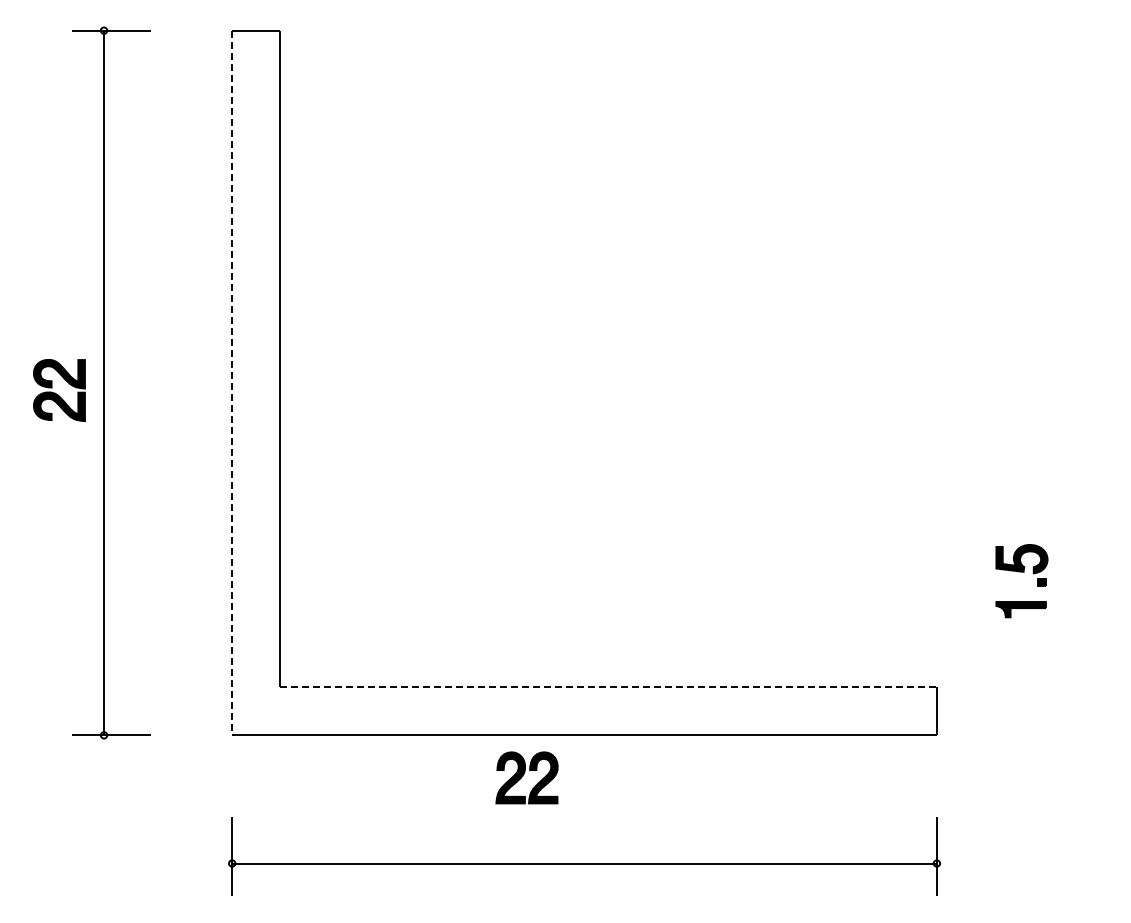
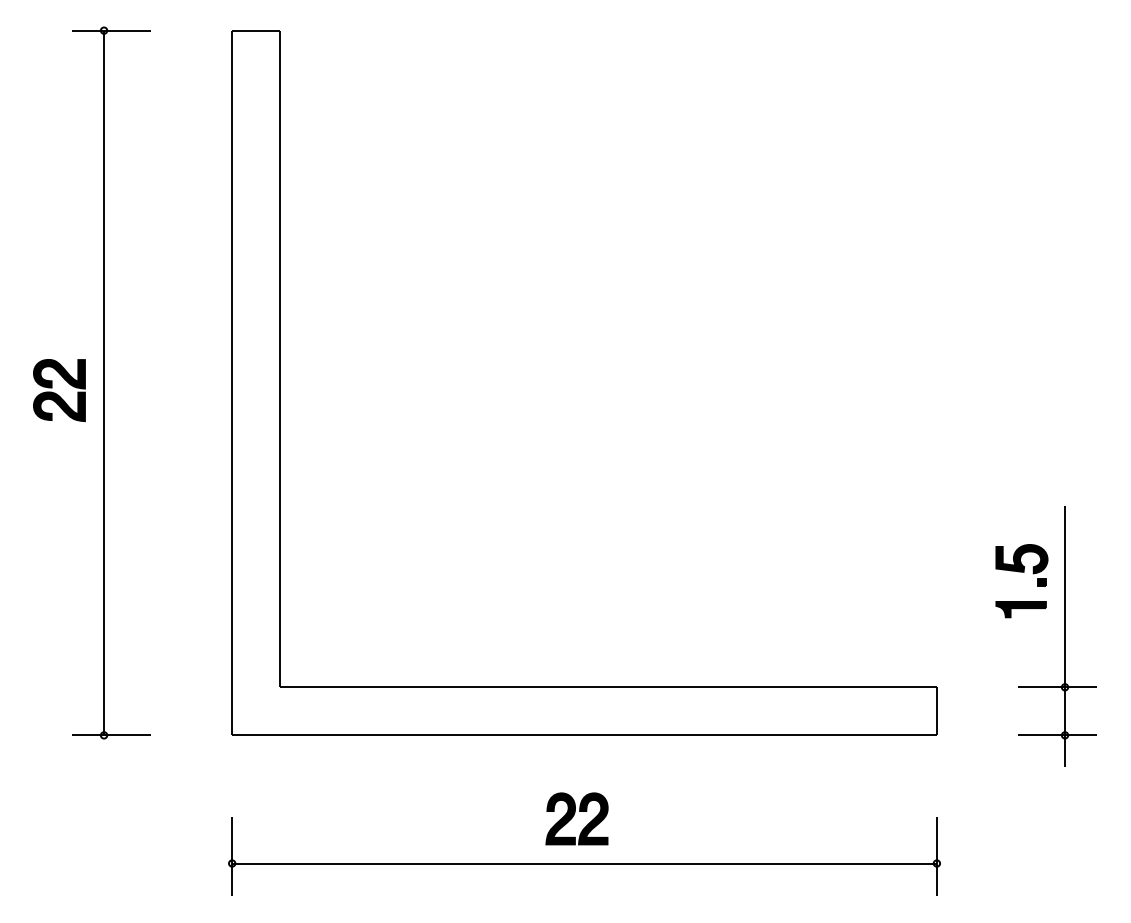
line: dashed -> solid (232, 383)
part: none -> present (1064, 636)
line: dashed -> solid (609, 687)
part position: (526, 777) -> (576, 818) (576, 818)
